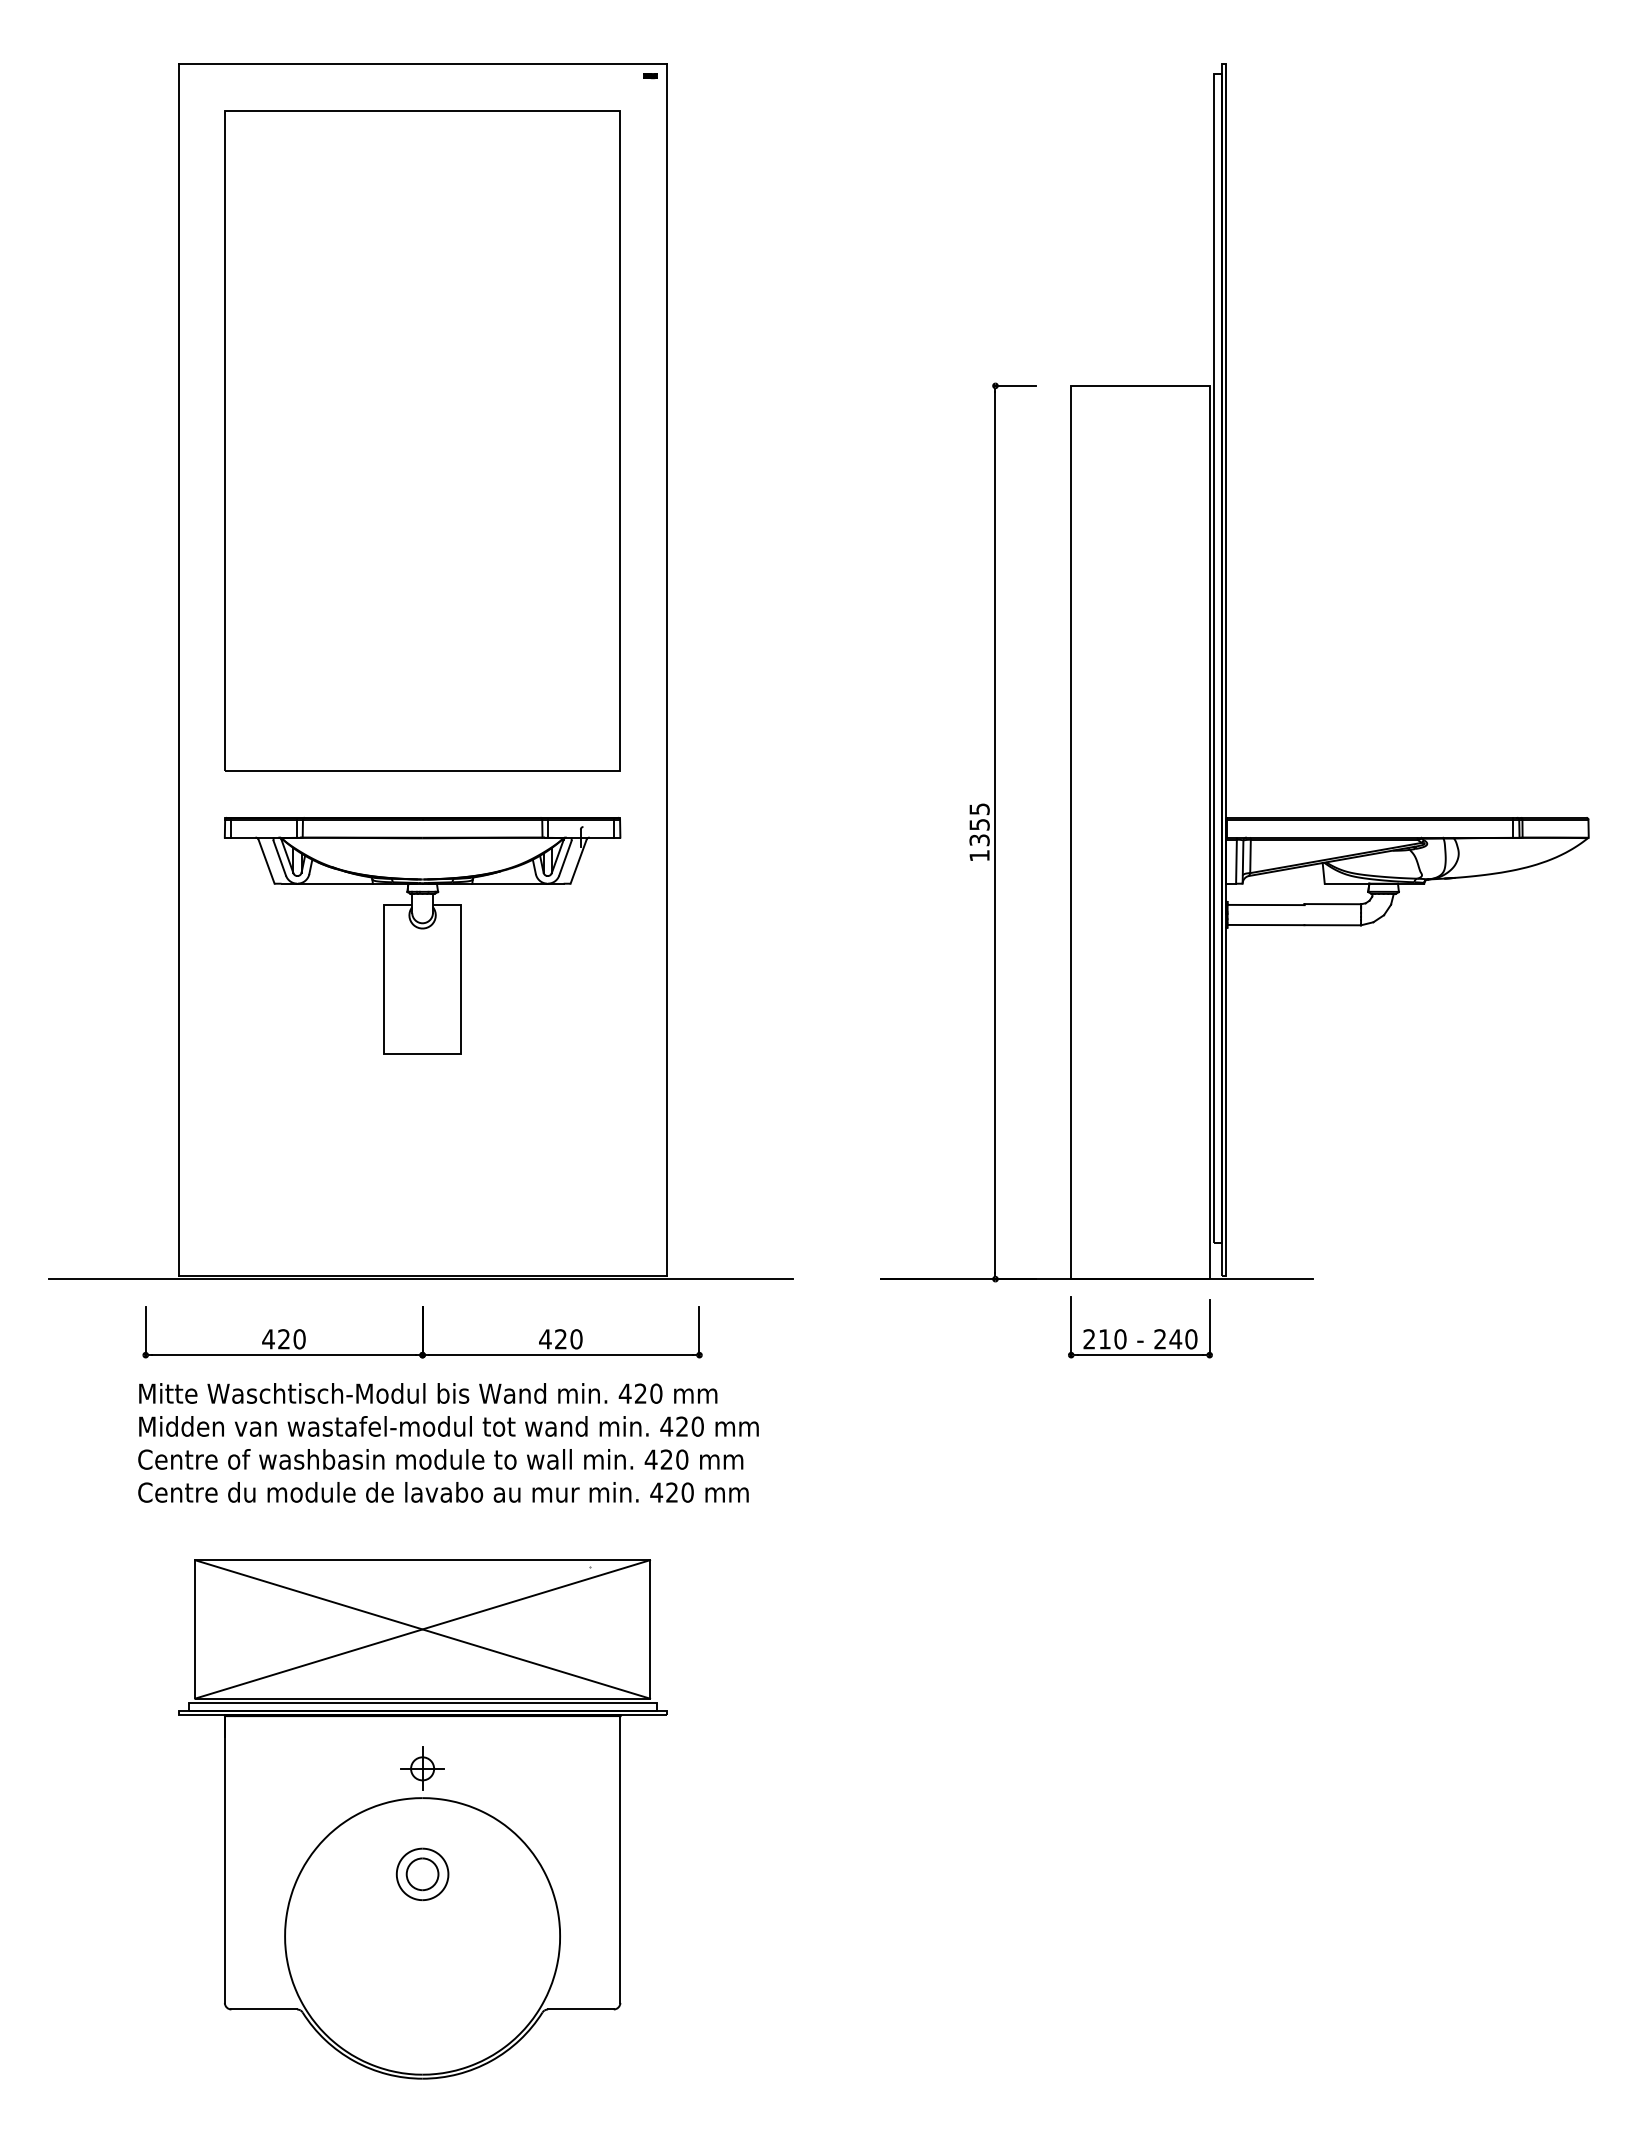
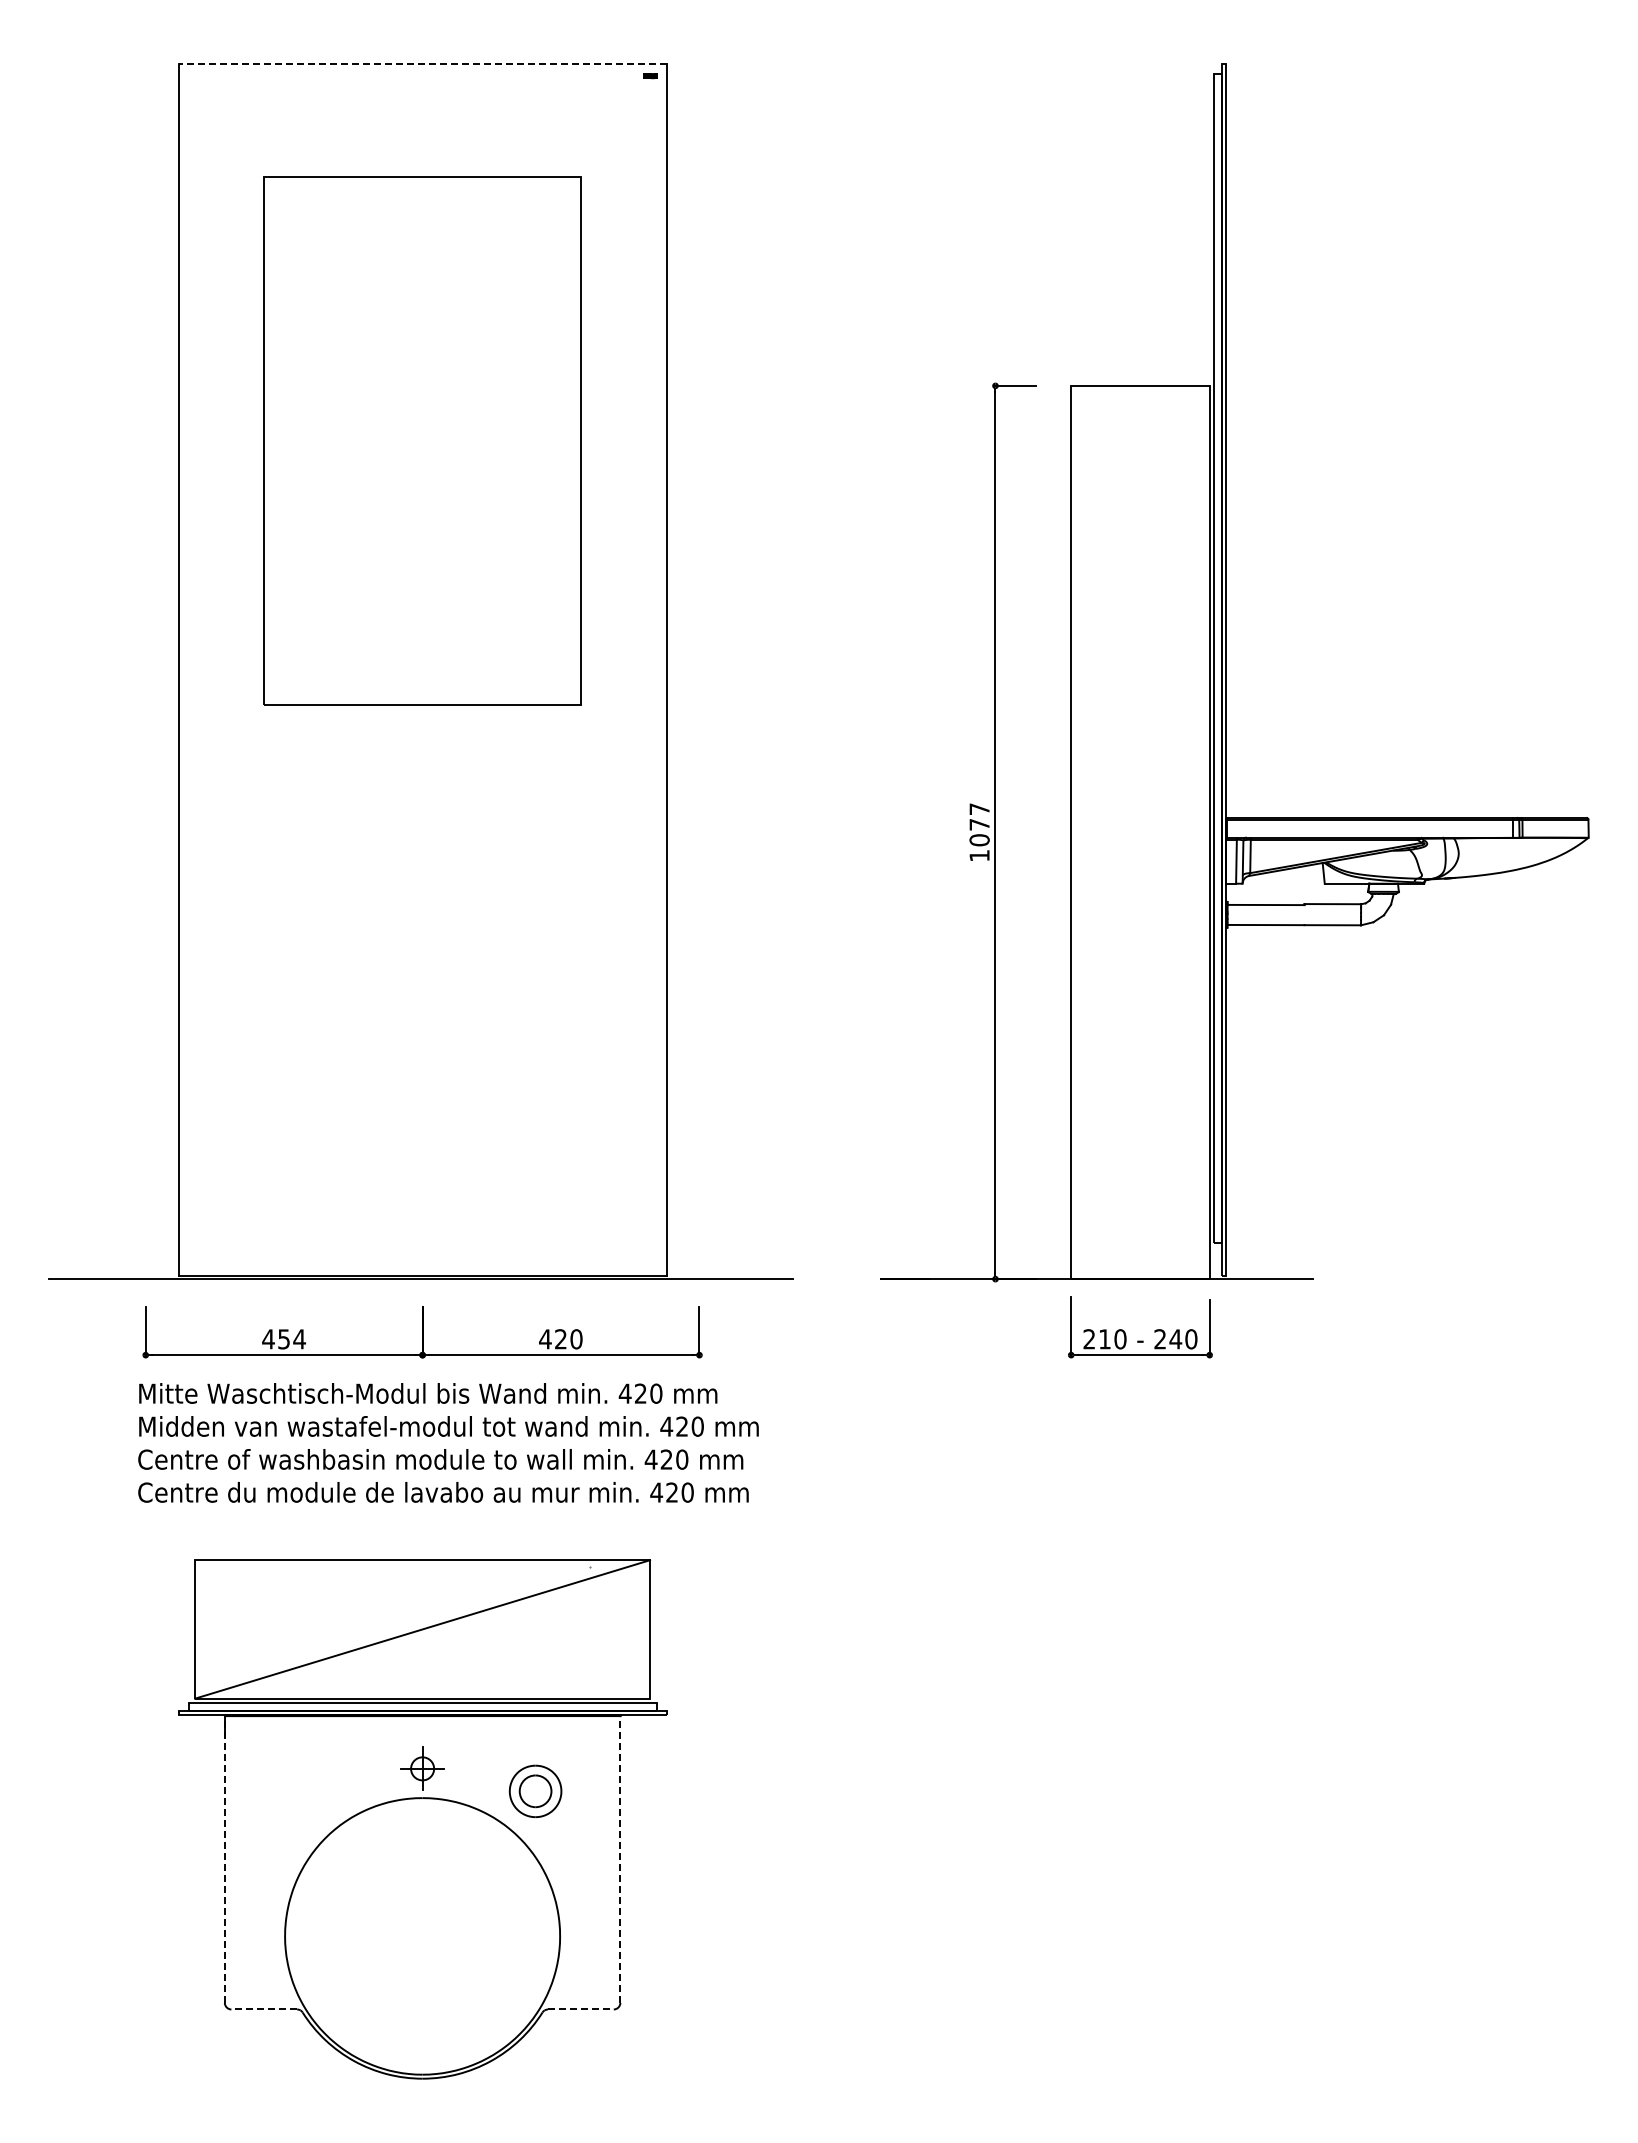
line: solid -> dashed (422, 64)
part size: 397x662 px -> 319x530 px (422, 440)
text: 1355 -> 1077 (979, 824)
part: present -> none (422, 935)
text: 420 -> 454 (292, 1339)
line: present -> none (422, 1629)
line: solid -> dashed (224, 1860)
line: solid -> dashed (620, 1860)
part position: (422, 1873) -> (535, 1790) (535, 1790)
line: solid -> dashed (264, 2009)
line: solid -> dashed (580, 2009)
